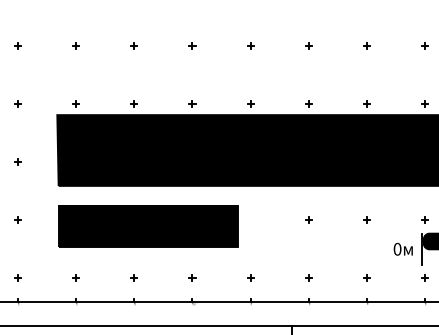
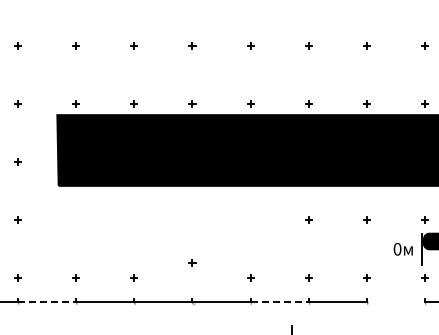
part: present -> none (148, 226)
part position: (192, 277) -> (192, 262) (192, 262)
line: solid -> dashed (47, 301)
line: solid -> dashed (279, 301)
line: present -> none (395, 301)
line: present -> none (218, 326)
